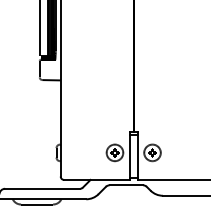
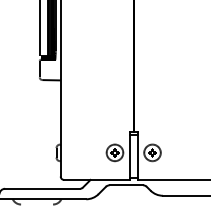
line: present -> none (37, 204)
